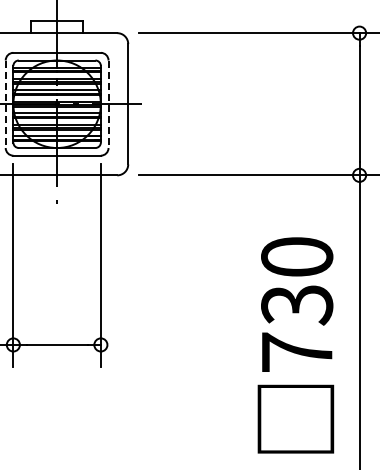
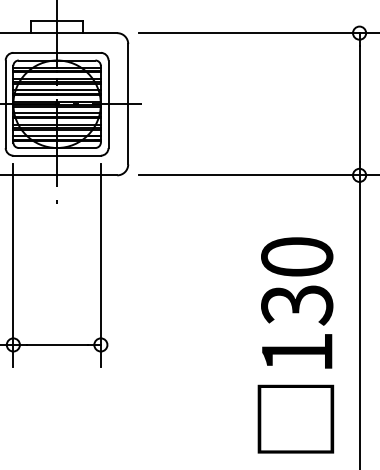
line: dashed -> solid (5, 104)
line: dashed -> solid (108, 104)
text: 730 -> 130 (297, 351)
